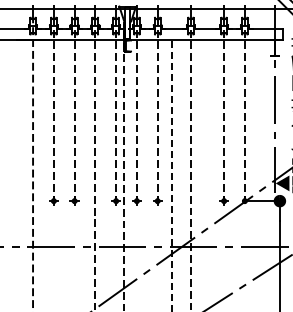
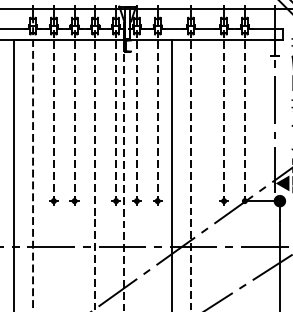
line: none -> present (14, 173)
line: dashed -> solid (172, 175)
